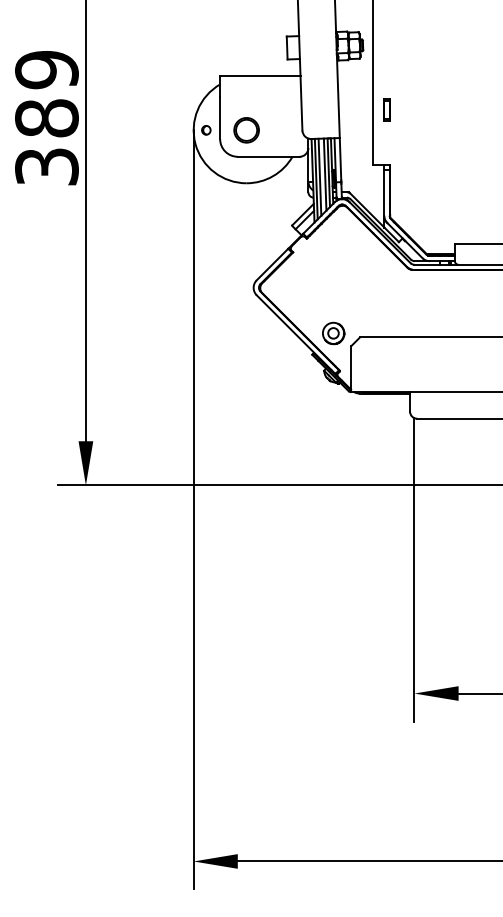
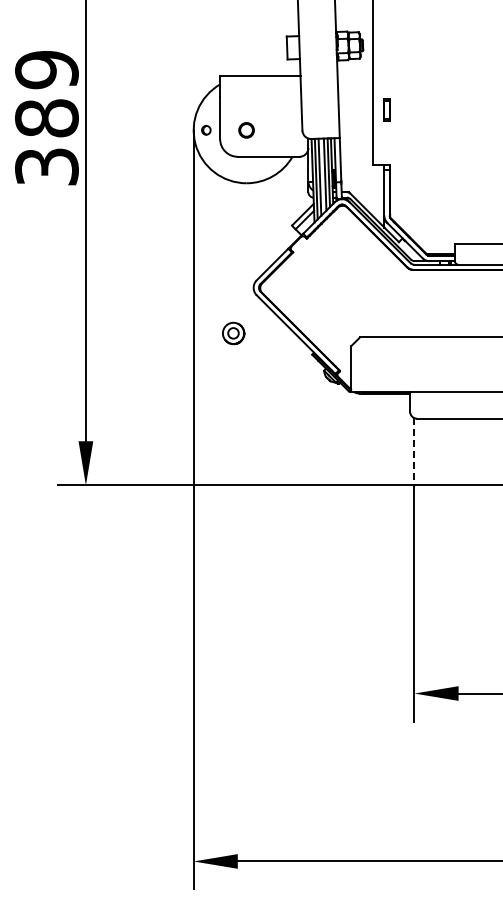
part size: 27x27 px -> 17x17 px (246, 130)
part position: (333, 333) -> (233, 333) (233, 333)
line: solid -> dashed (414, 451)
